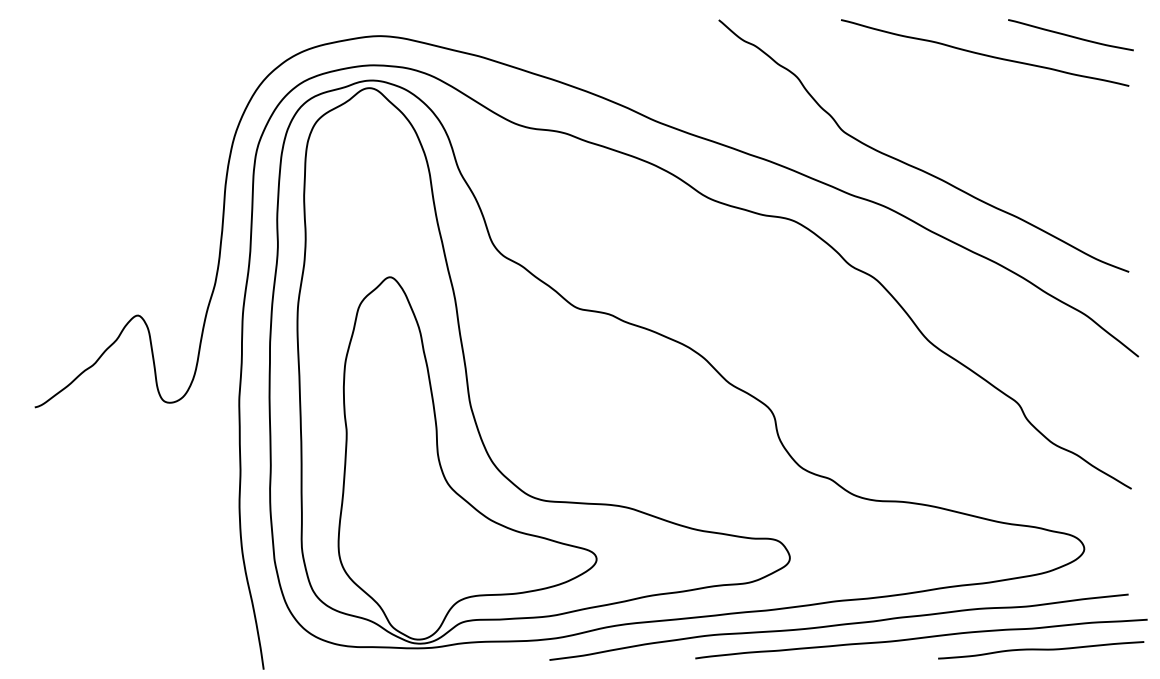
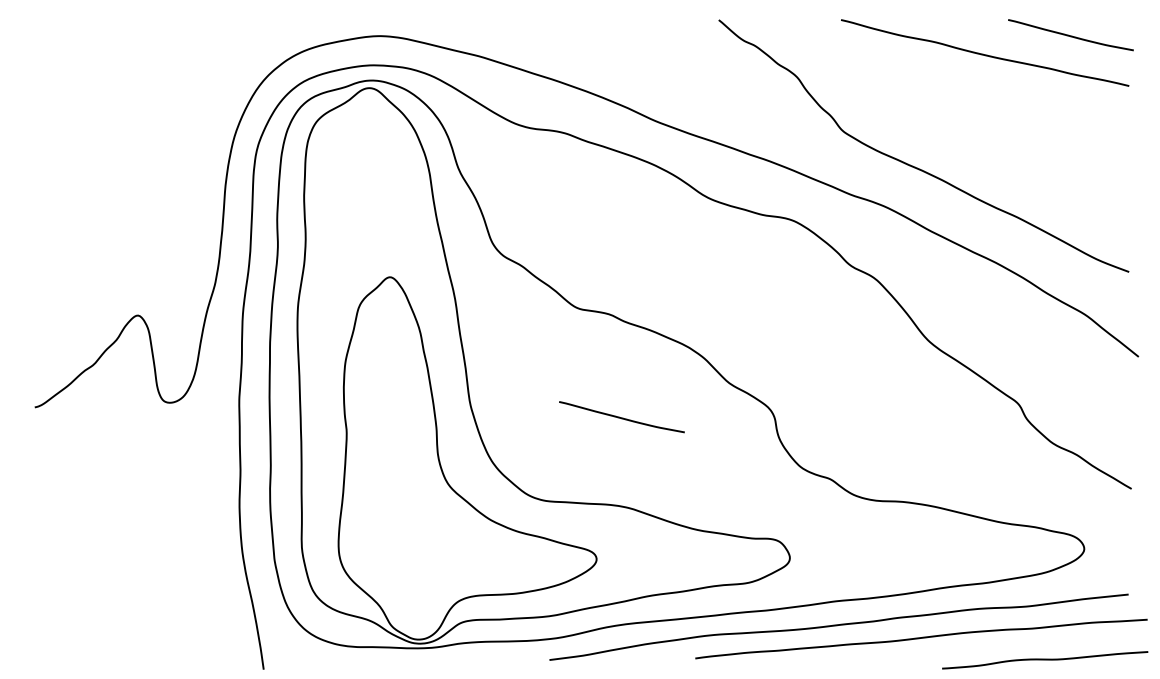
curve: none -> present (621, 417)
curve position: (1041, 650) -> (1045, 660) (1045, 660)
